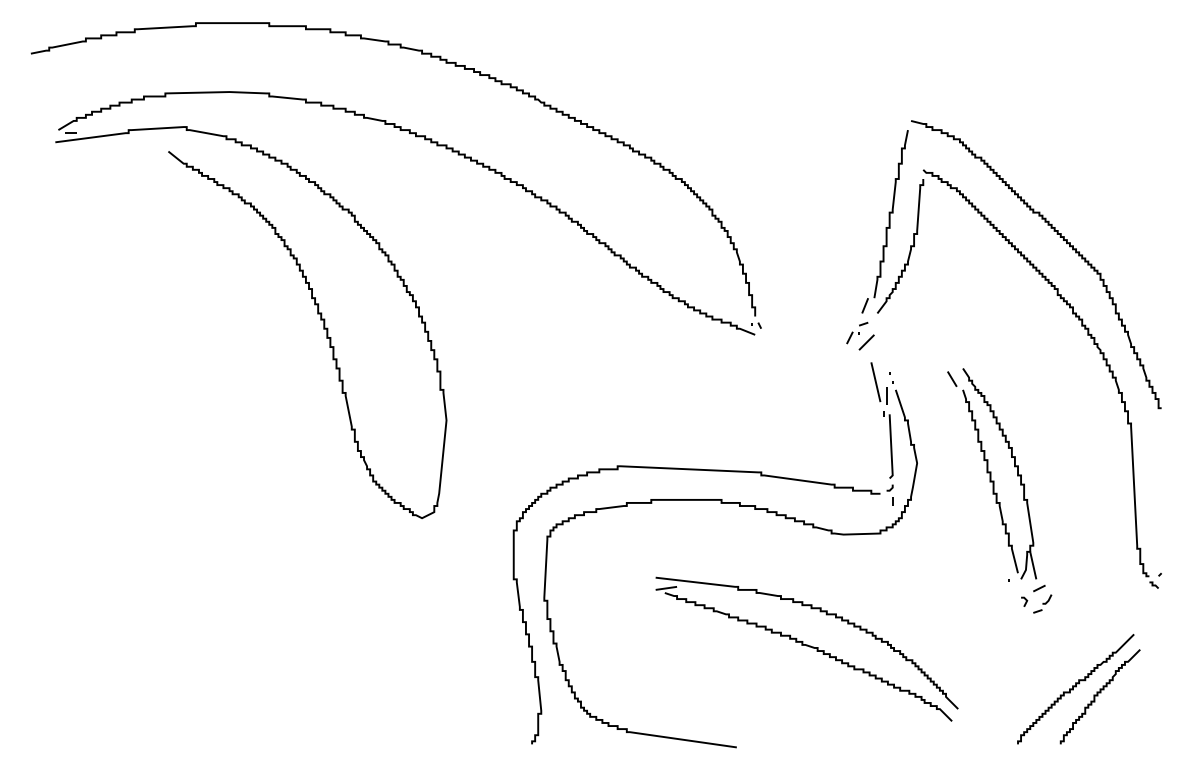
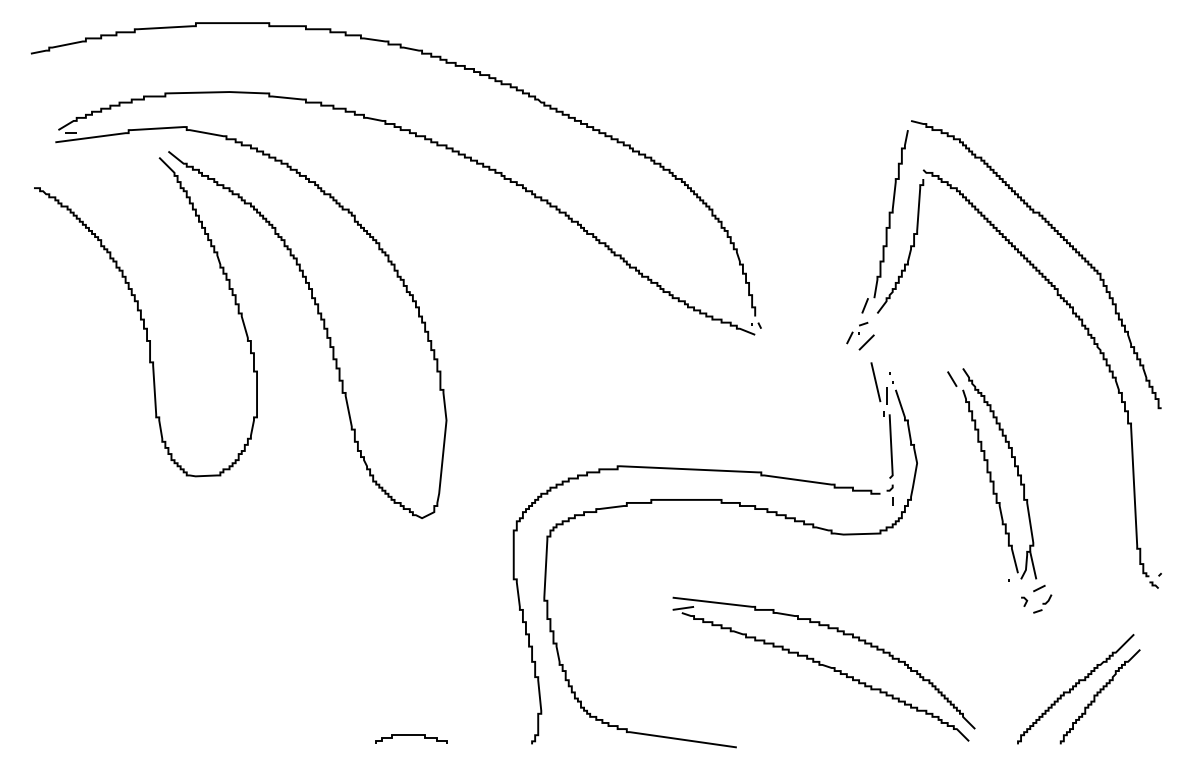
curve: none -> present (144, 318)
part position: (806, 648) -> (823, 668) (823, 668)
curve: none -> present (411, 735)
